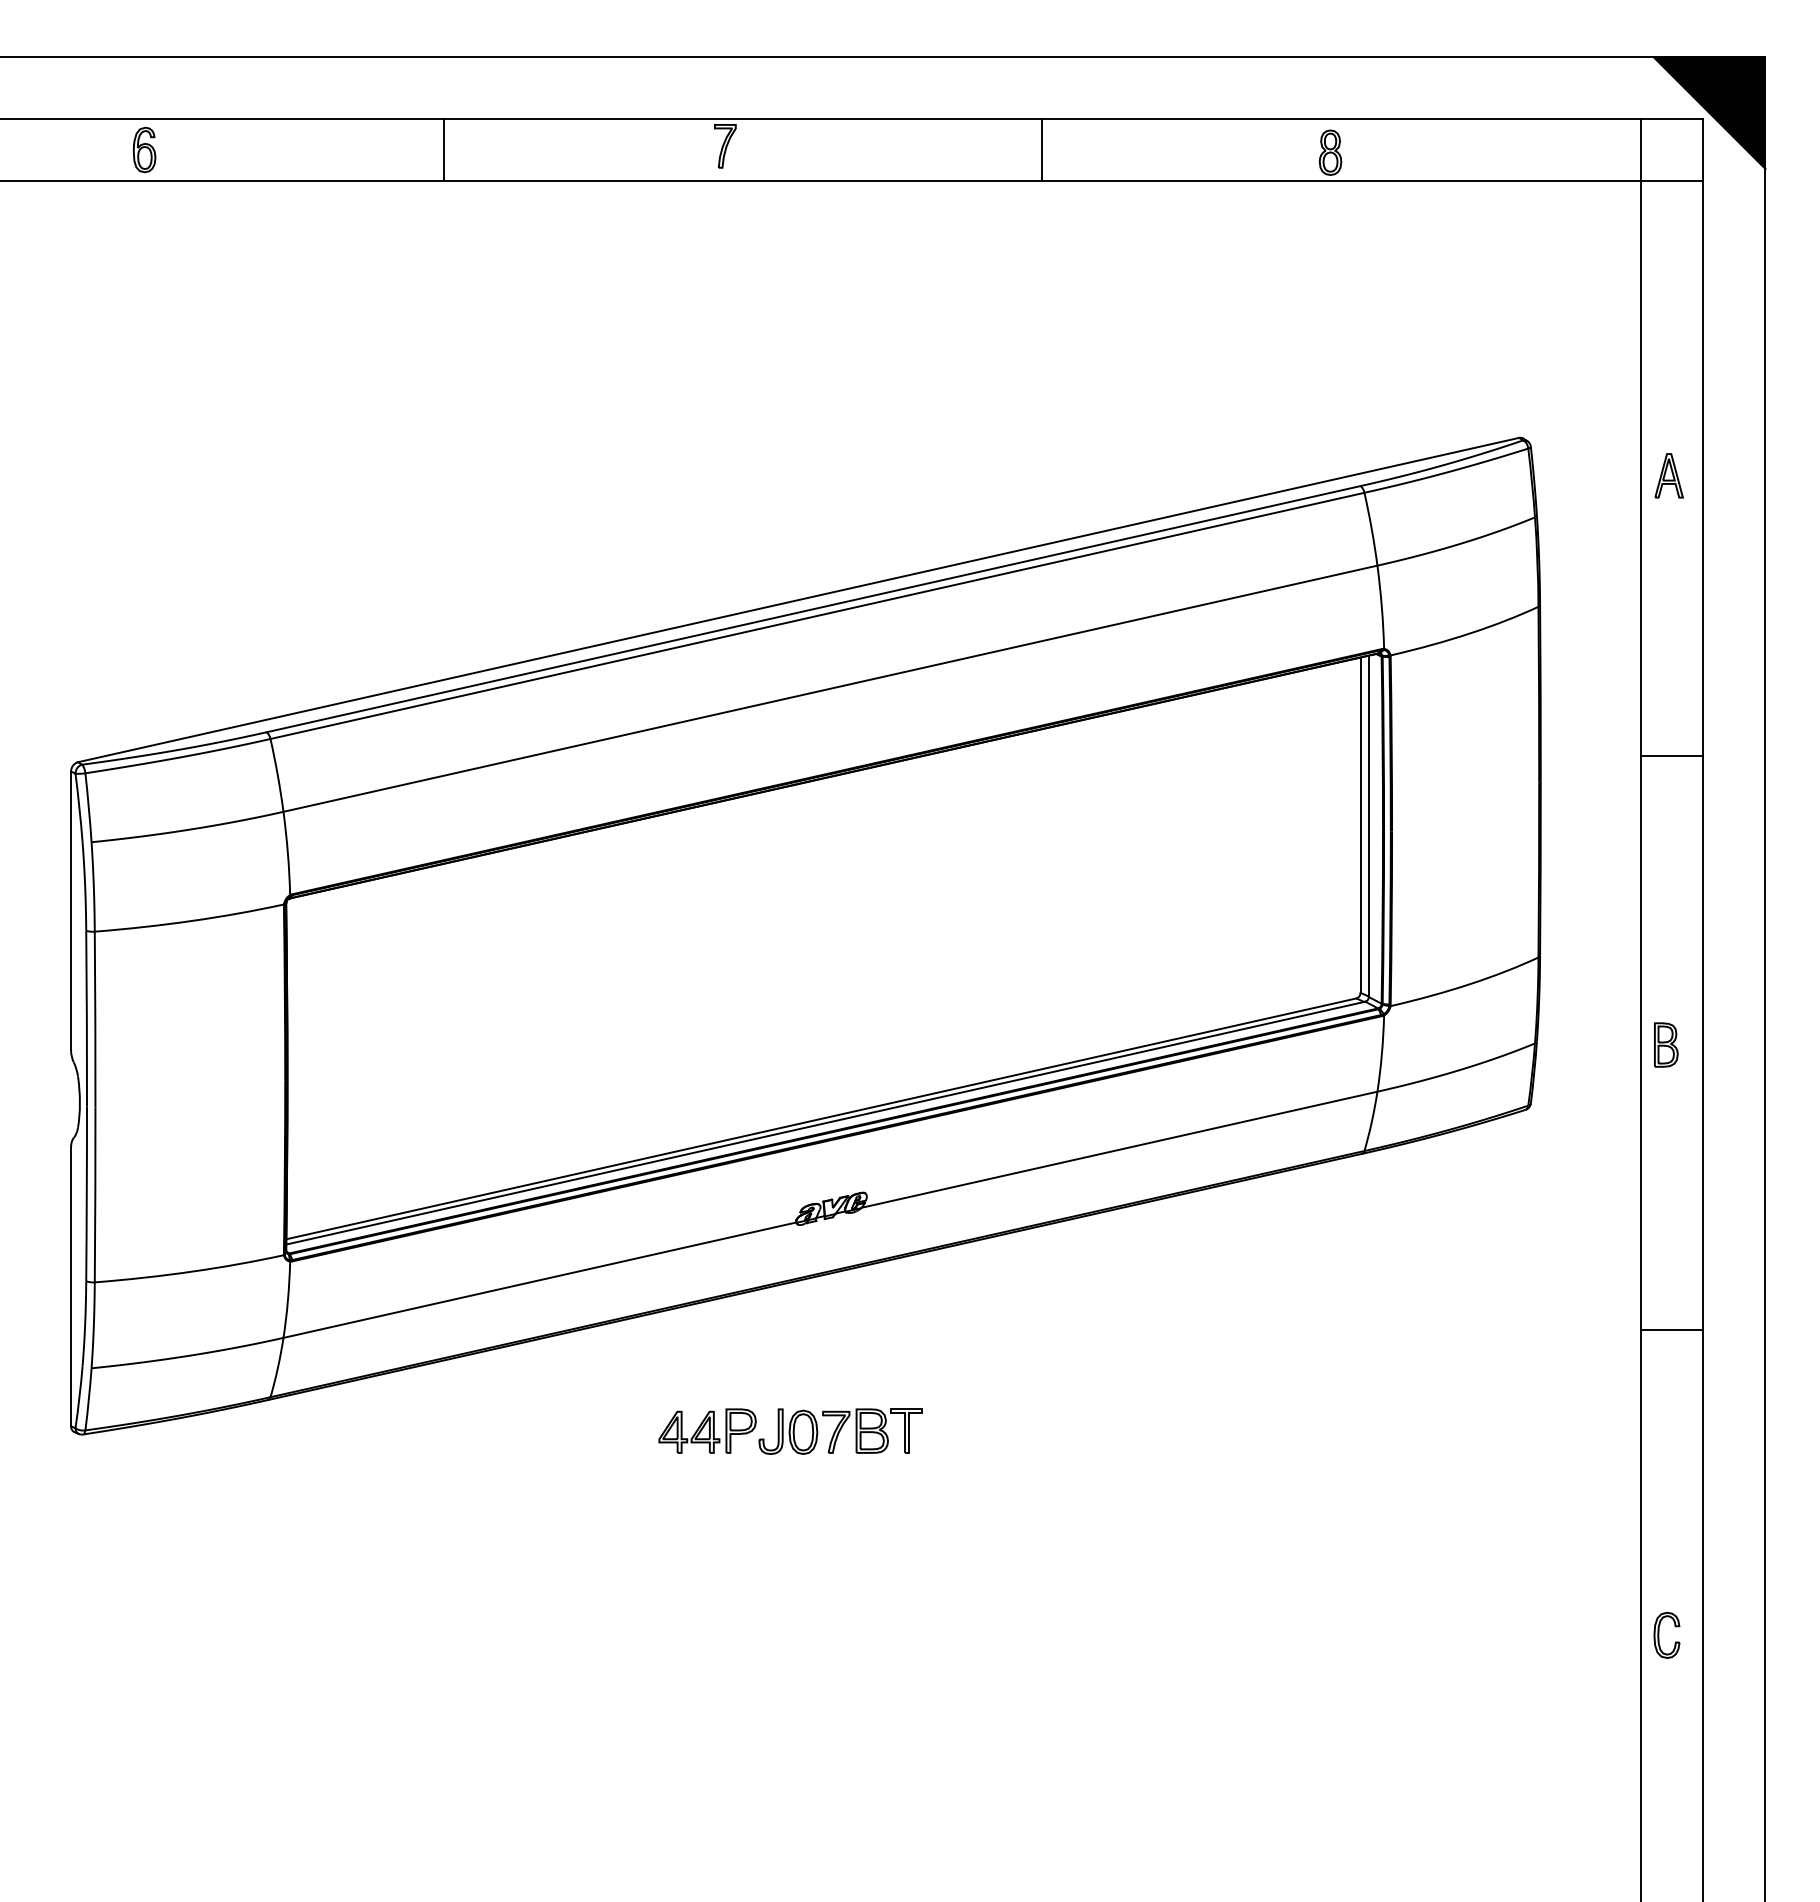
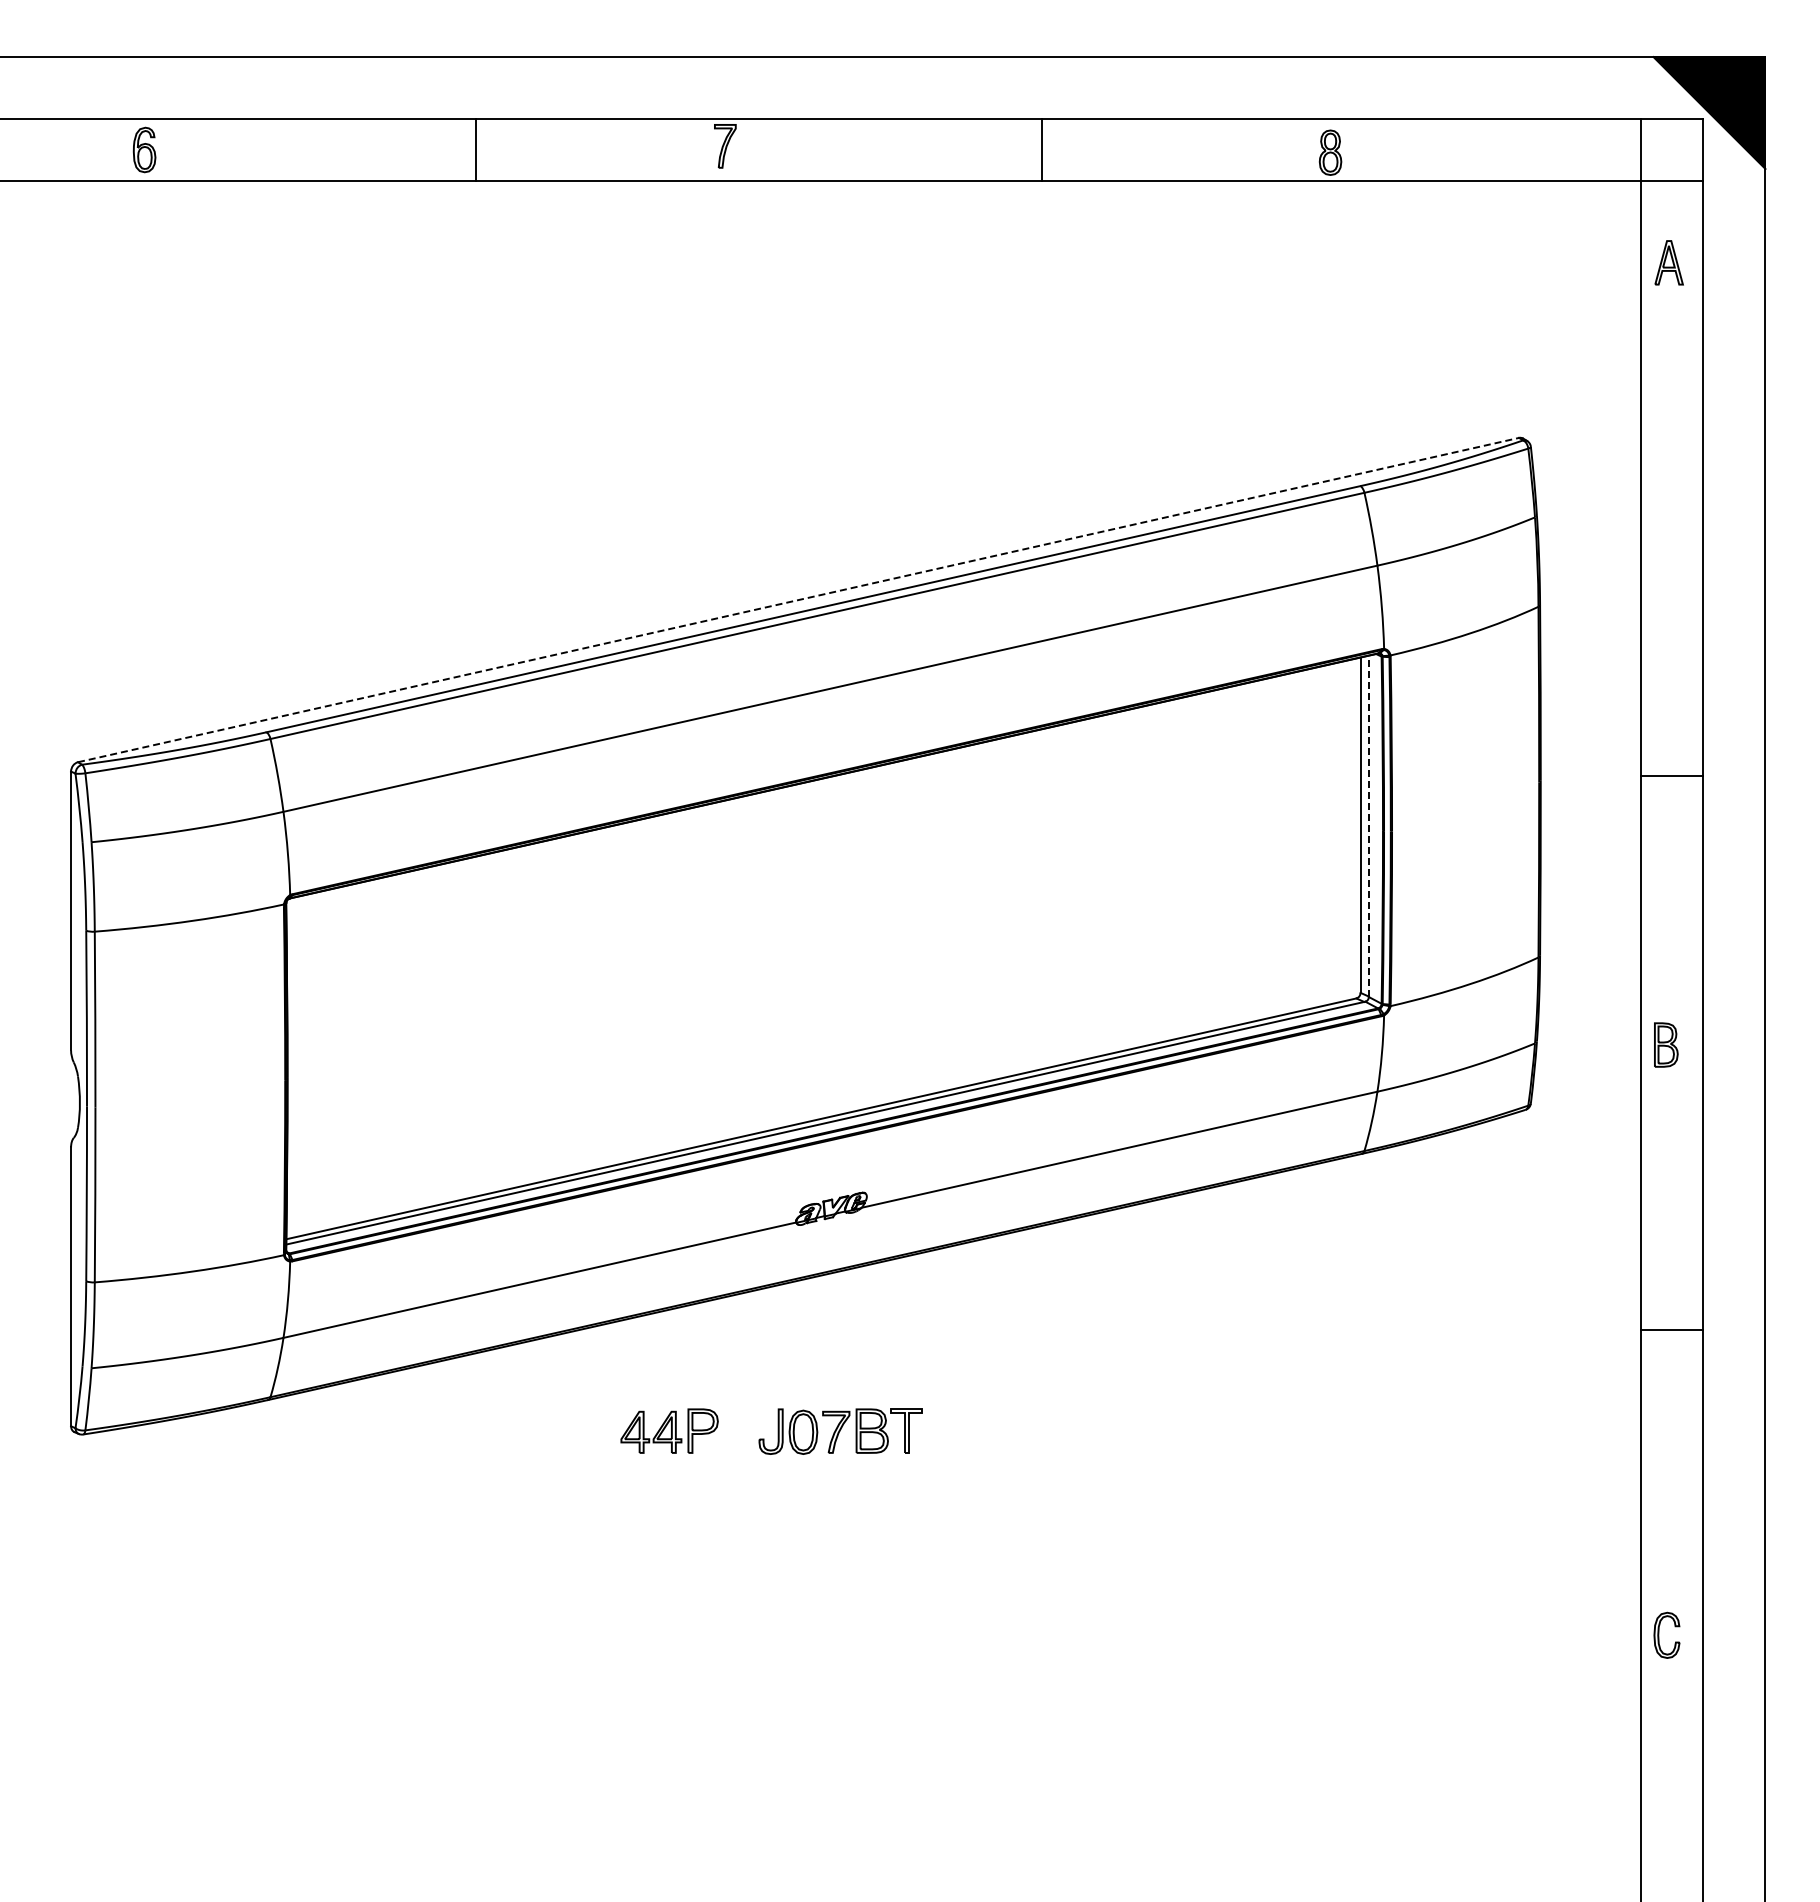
line position: (443, 150) -> (475, 150) (475, 150)
part position: (1668, 475) -> (1668, 262) (1668, 262)
line: solid -> dashed (798, 600)
line position: (1672, 755) -> (1672, 775) (1672, 775)
line: solid -> dashed (1368, 826)
part position: (707, 1430) -> (669, 1430) (669, 1430)
